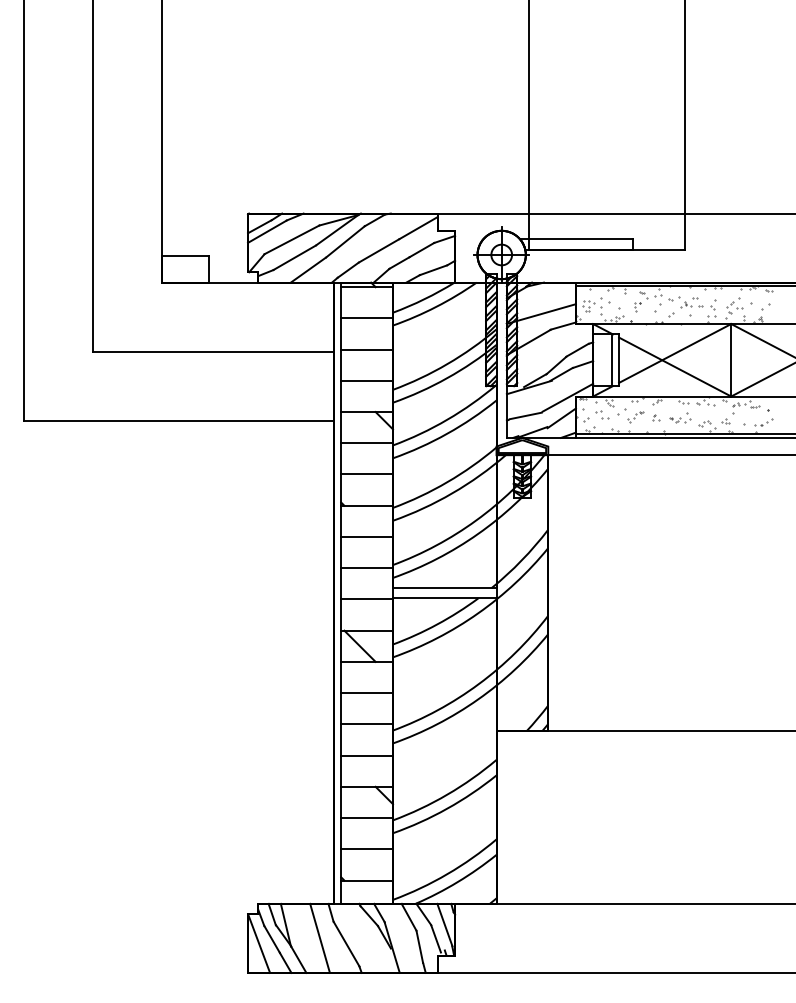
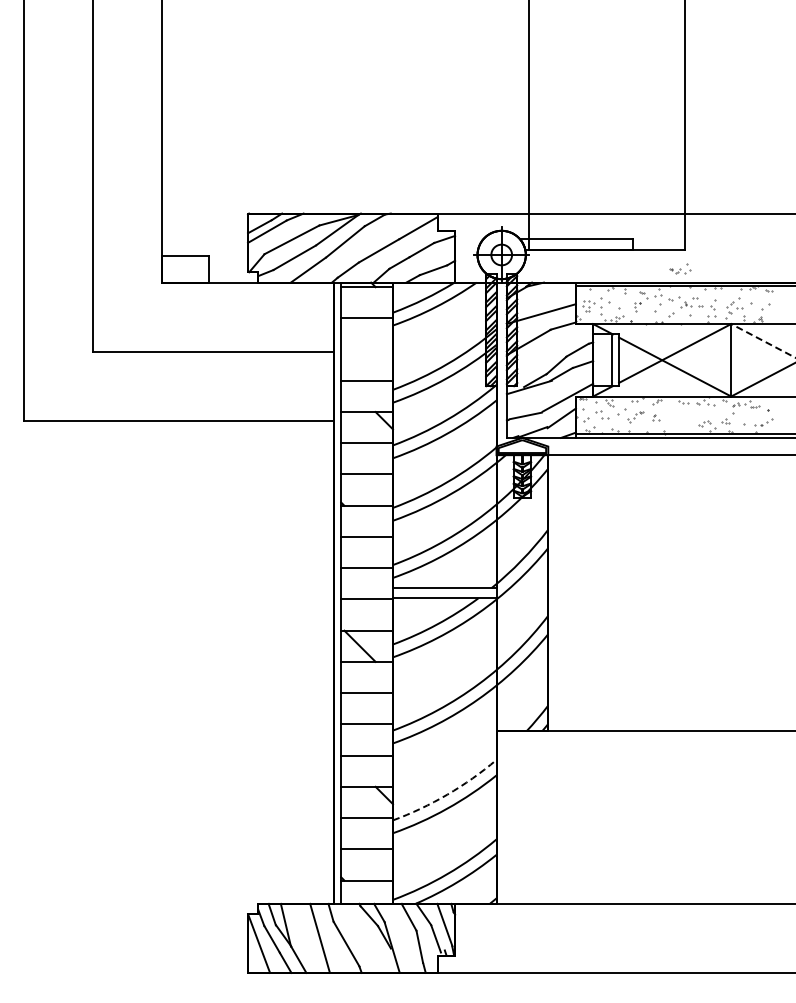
line: solid -> dashed (763, 340)
line: present -> none (366, 349)
part position: (680, 417) -> (680, 268) (680, 268)
arc: solid -> dashed (447, 794)
